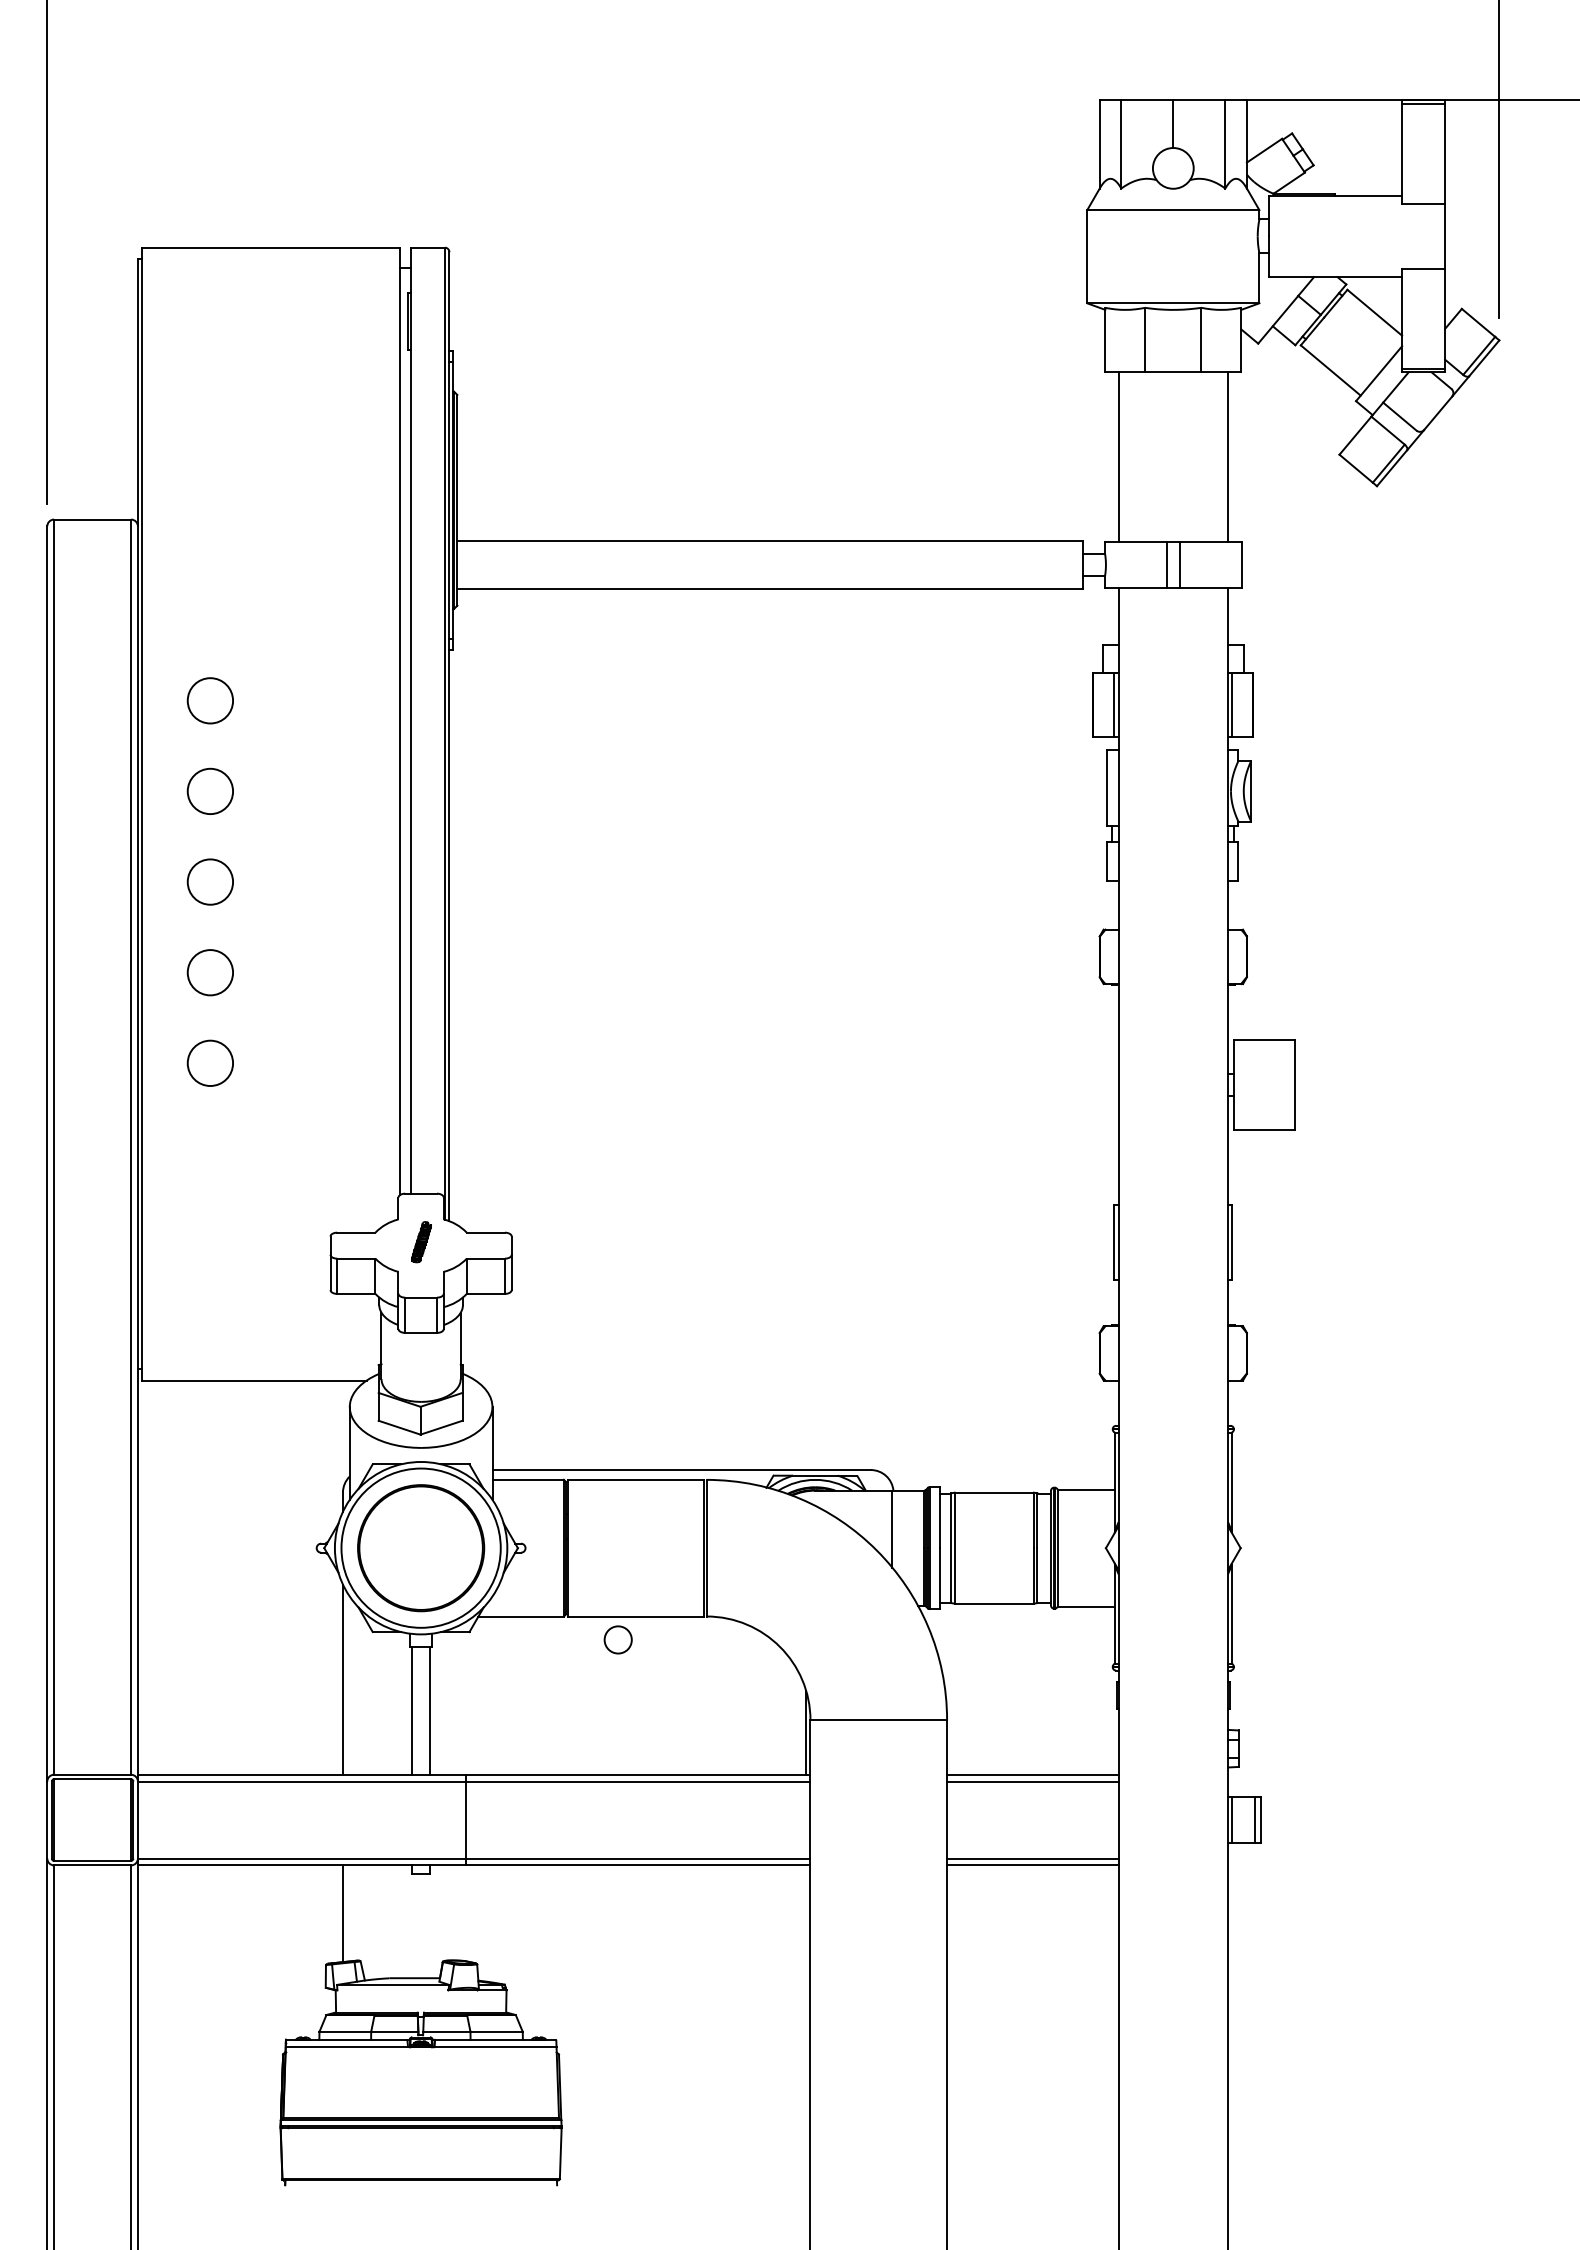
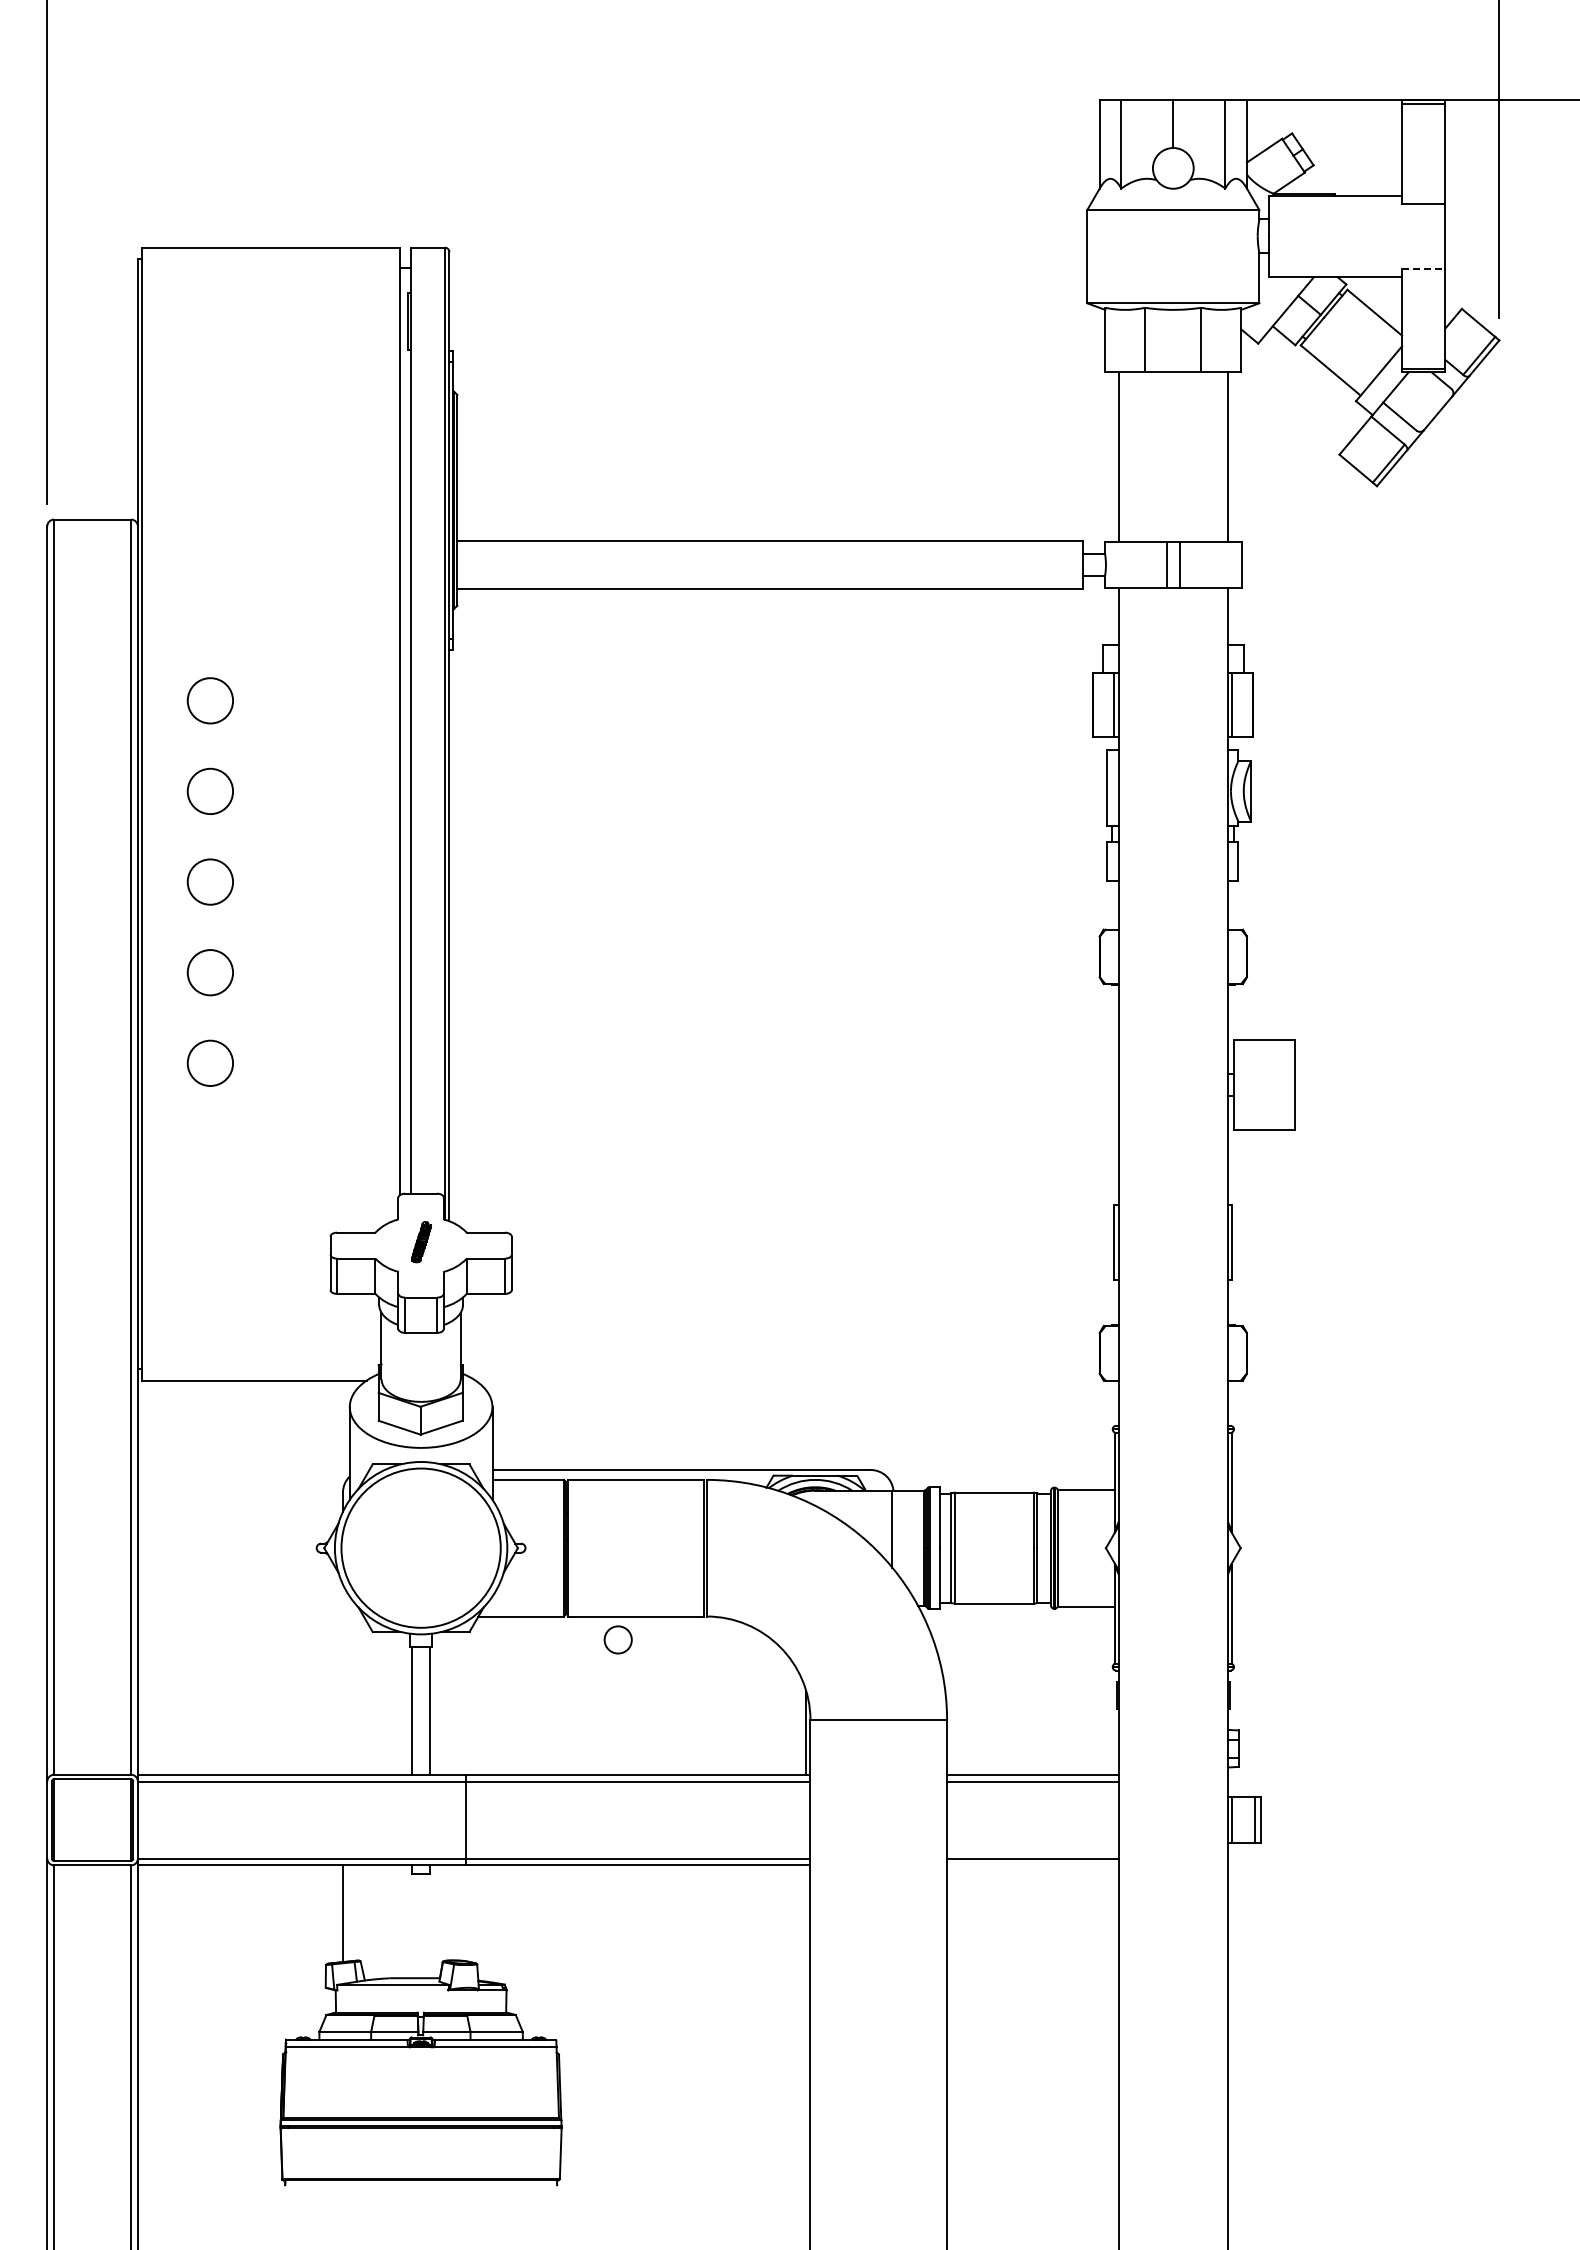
line: solid -> dashed (1423, 268)
part: present -> none (421, 1548)
line: present -> none (342, 1679)
line: present -> none (1032, 1865)
